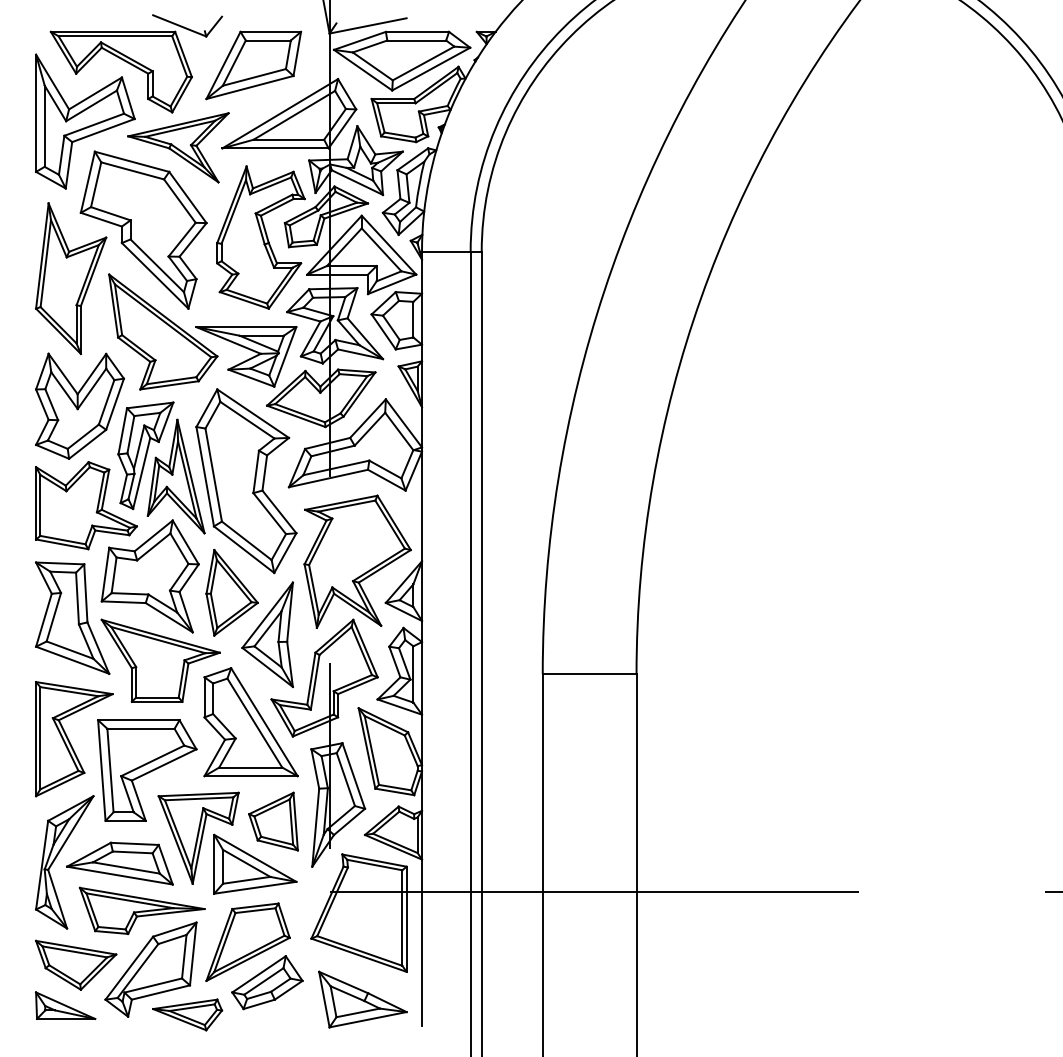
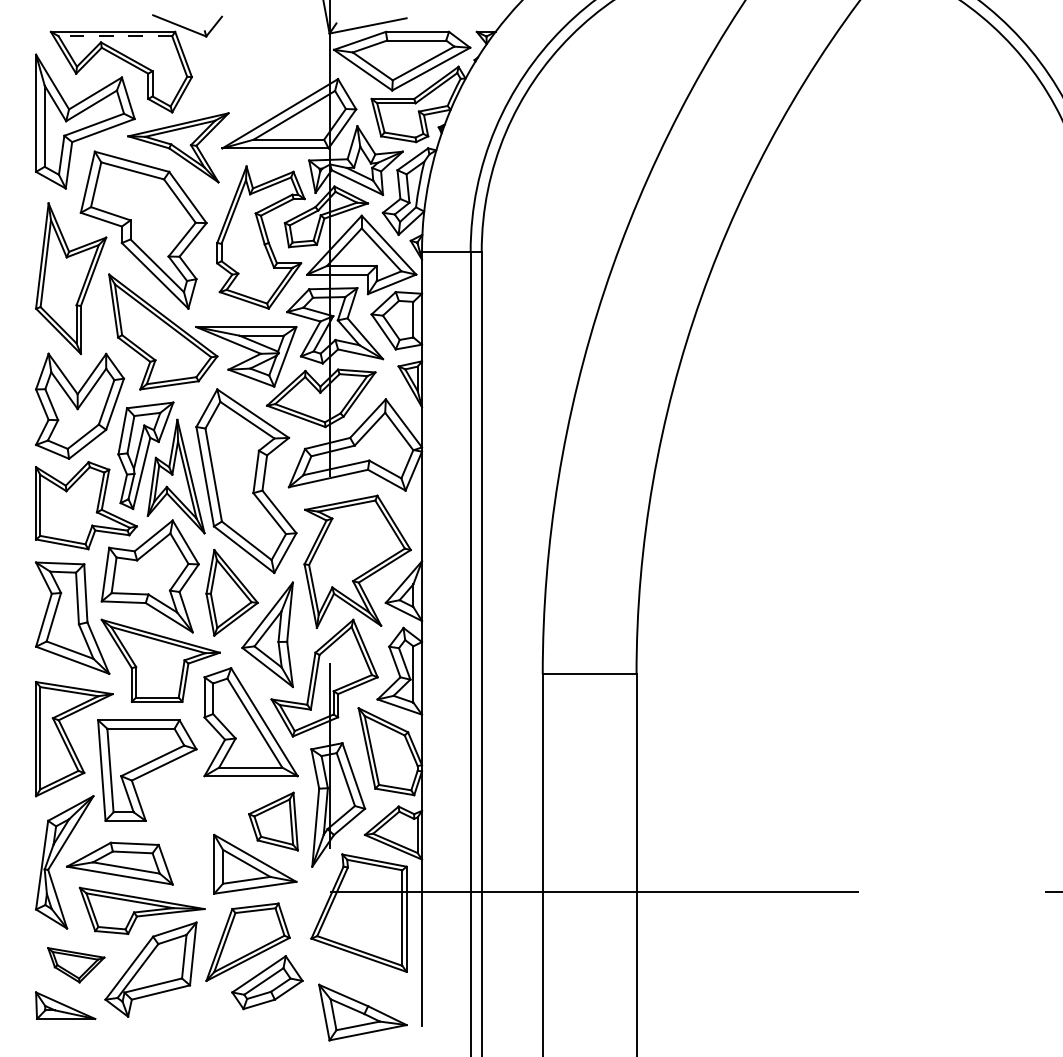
line: solid -> dashed (115, 36)
part: present -> none (253, 65)
part: present -> none (198, 837)
part size: 83x52 px -> 59x37 px (76, 965)
part position: (362, 999) -> (362, 1012) (362, 1012)
part: present -> none (187, 1014)
